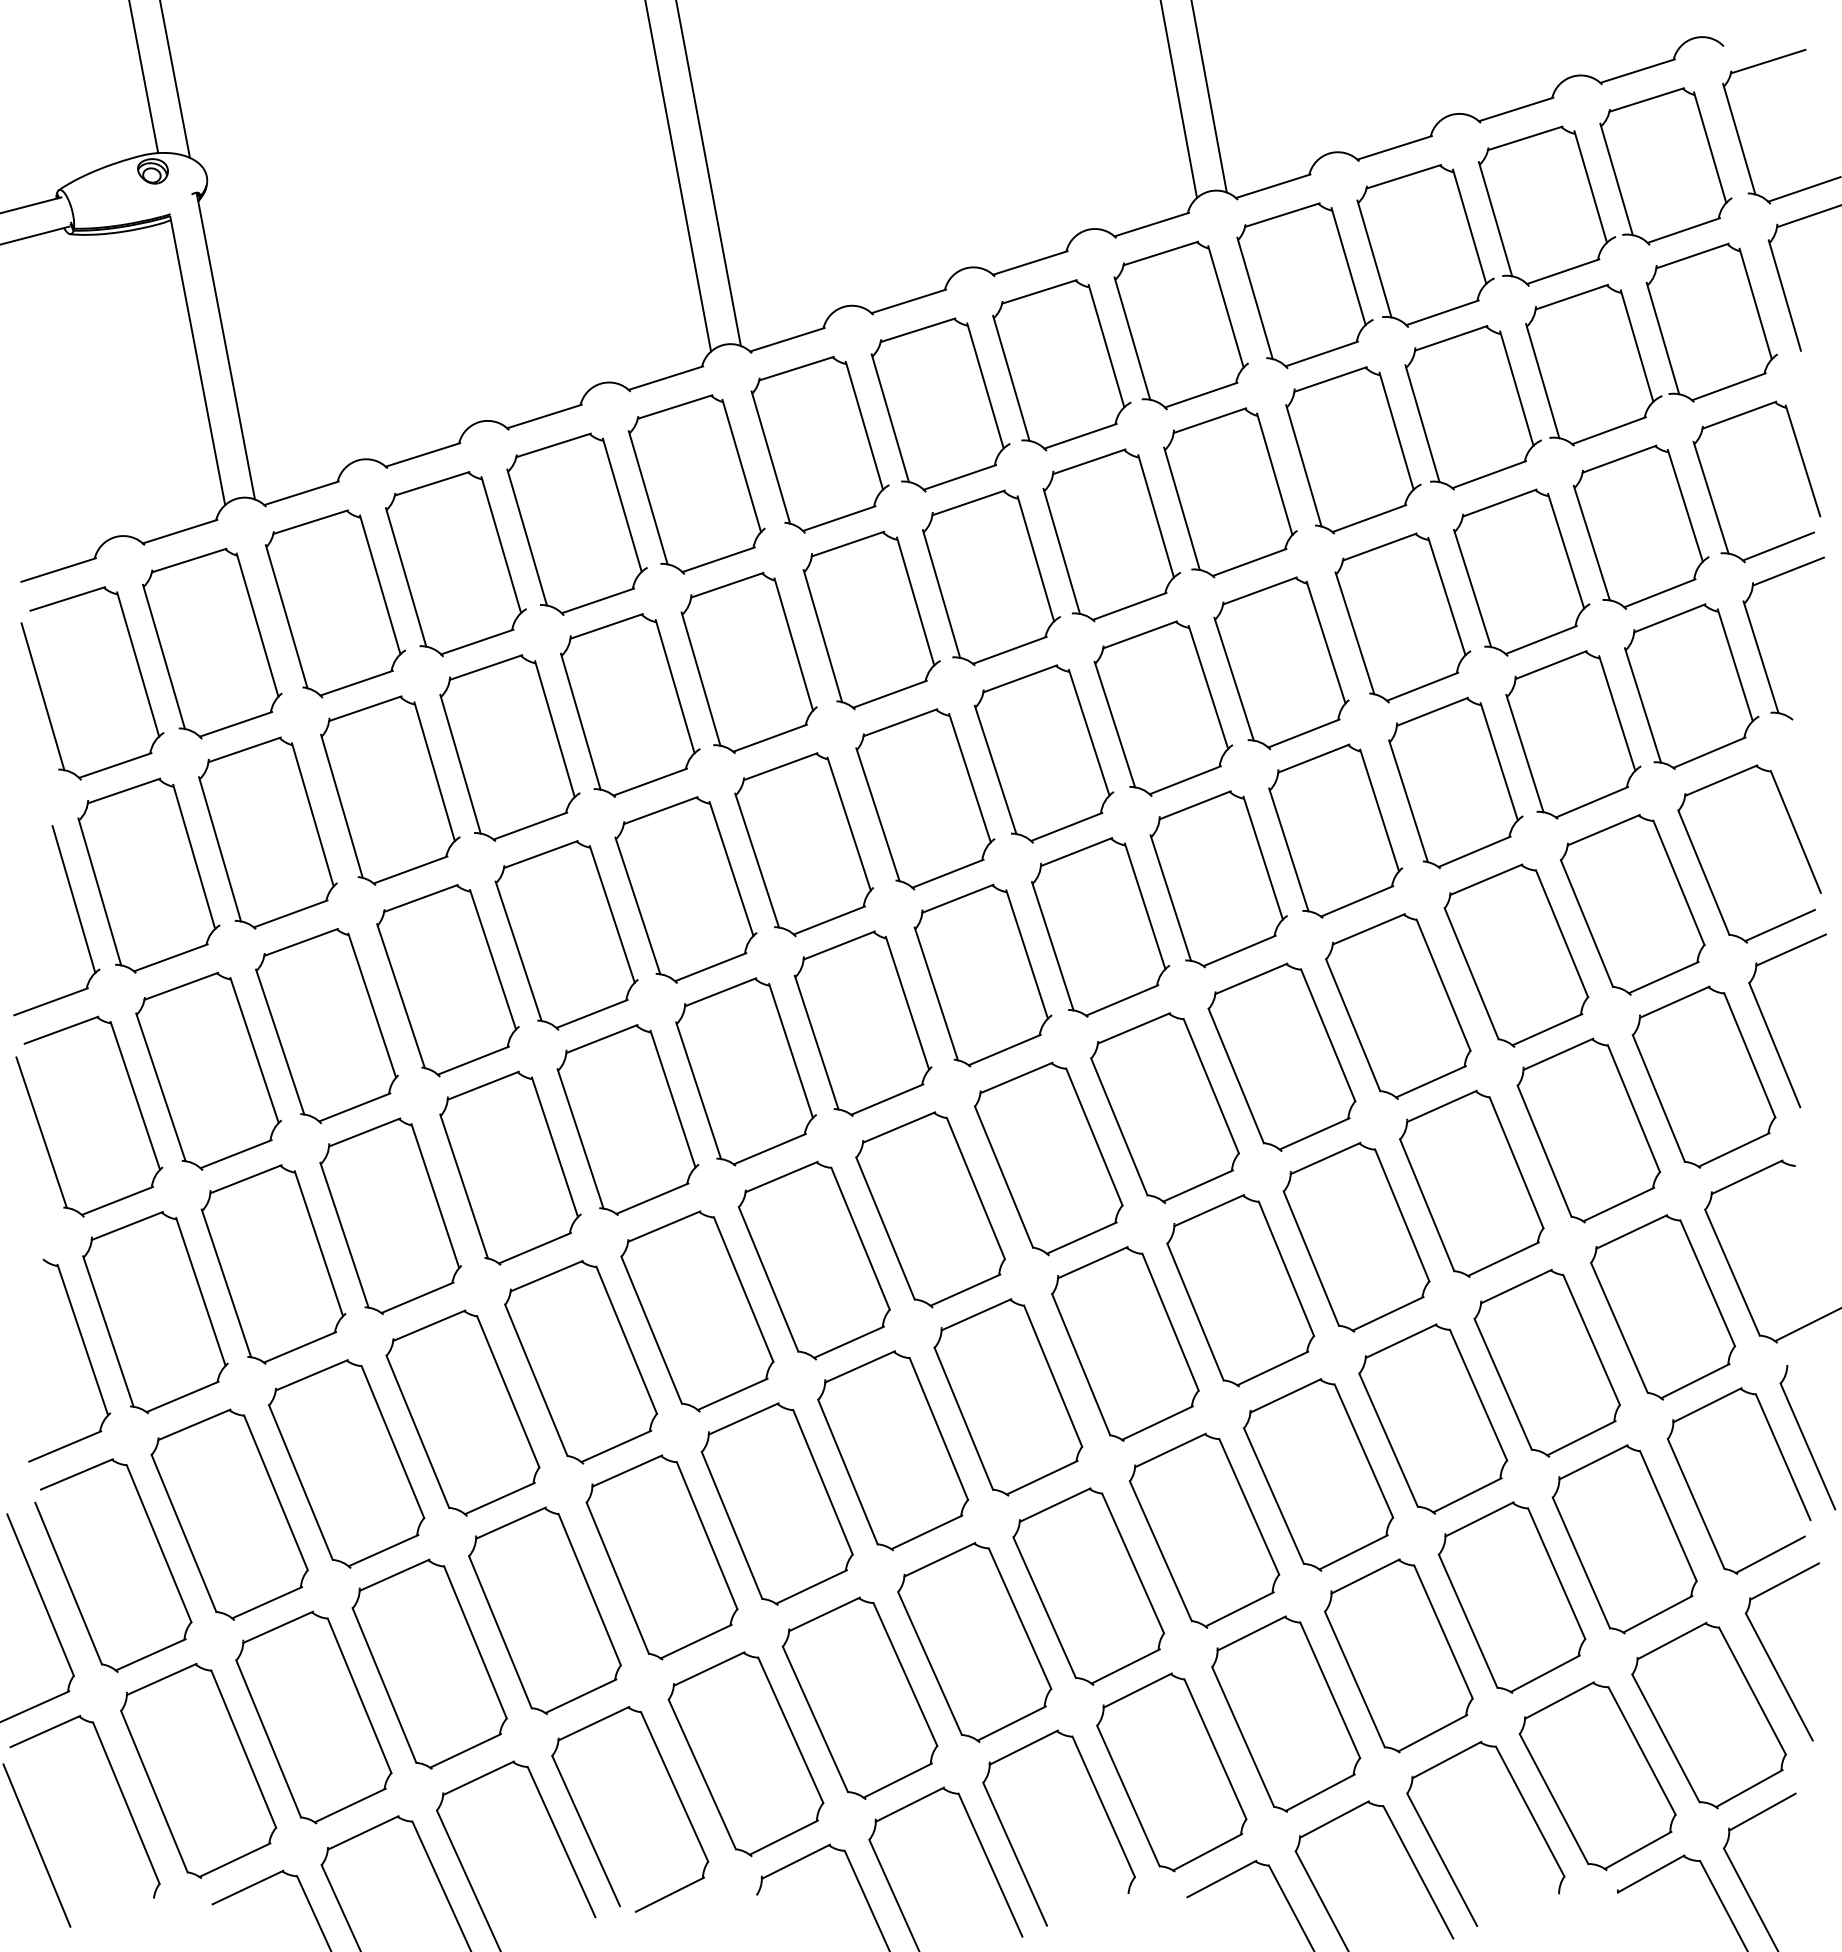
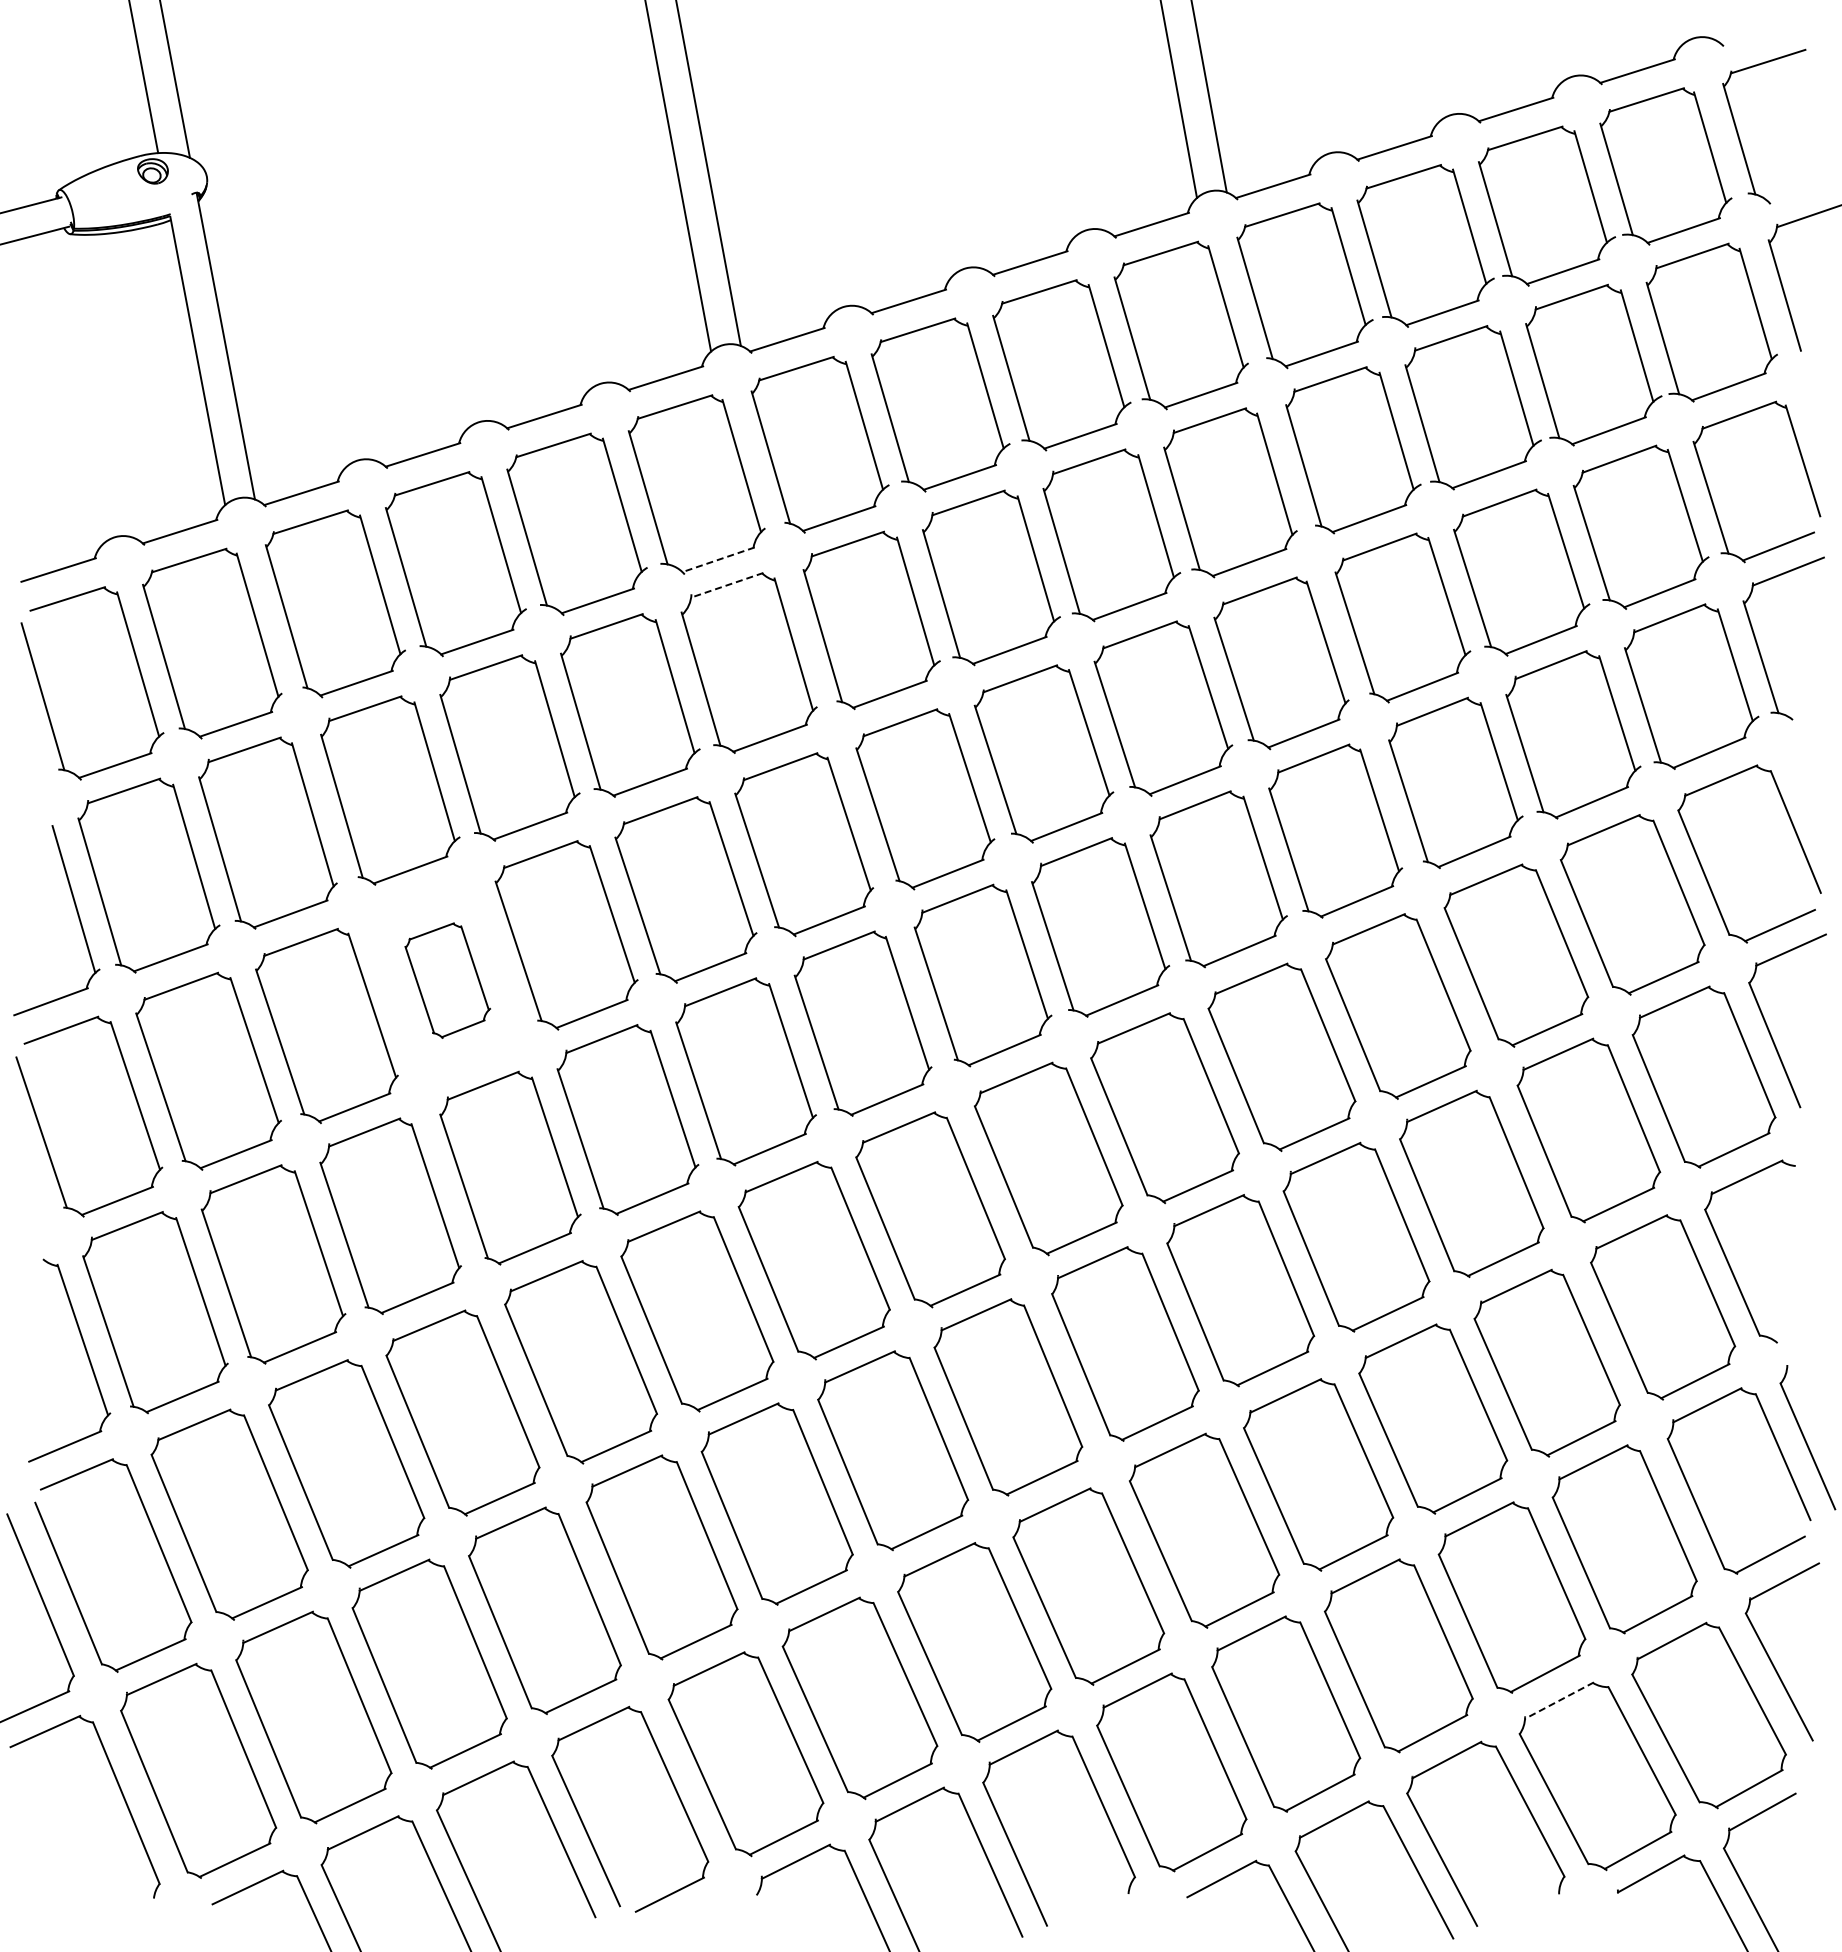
line: present -> none (1803, 189)
line: solid -> dashed (718, 559)
line: solid -> dashed (726, 585)
part size: 144x194 px -> 87x117 px (447, 980)
line: present -> none (1806, 1325)
line: solid -> dashed (1559, 1700)
line: present -> none (36, 1845)
